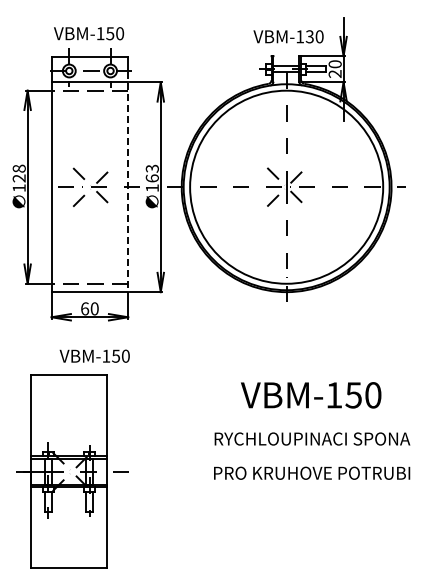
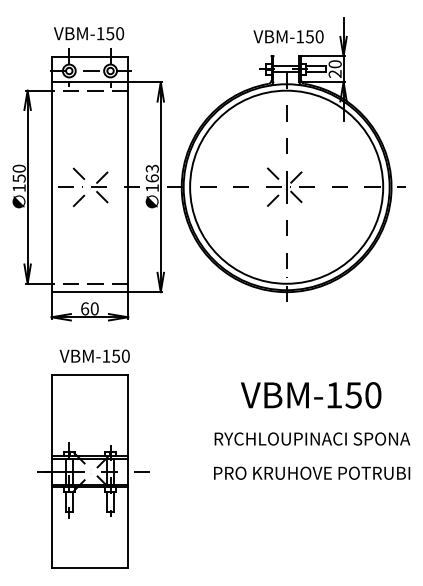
text: VBM-130 -> VBM-150 (309, 36)
text: 128 -> 150 (18, 173)
line: dashed -> solid (128, 182)
part position: (72, 471) -> (93, 471) (93, 471)
